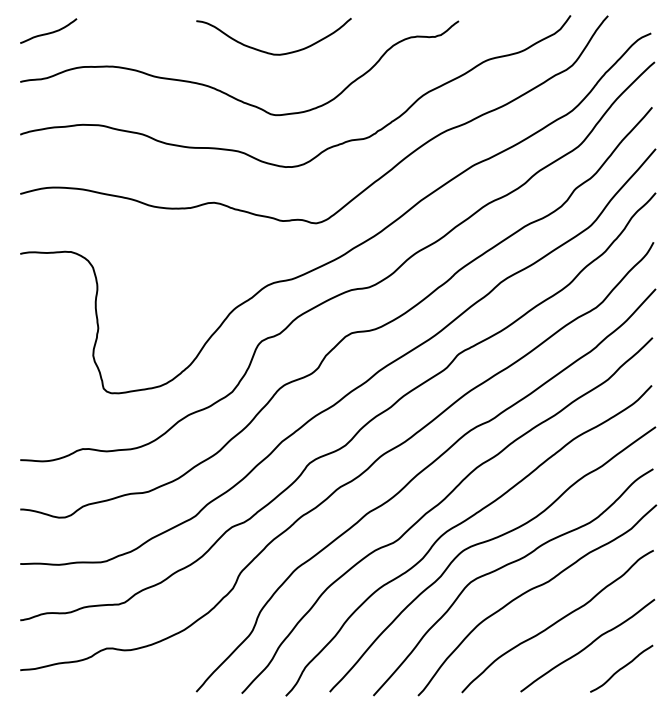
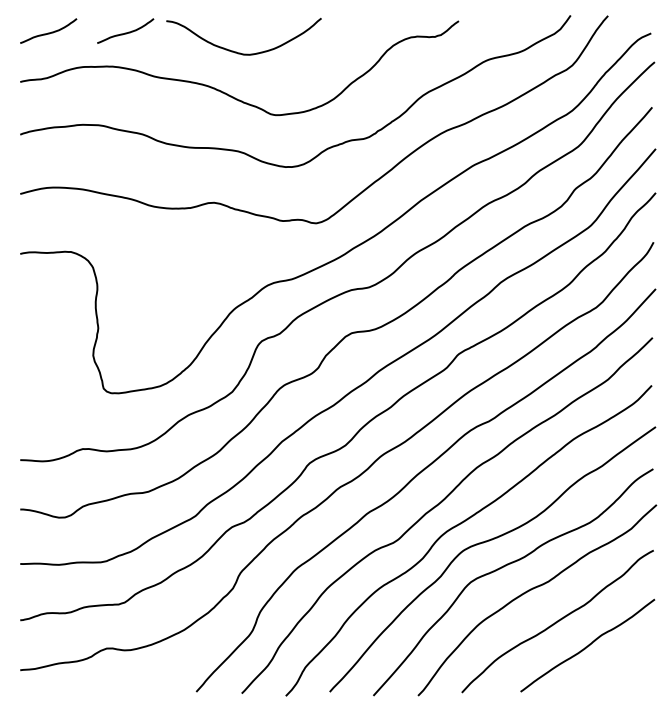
curve: none -> present (125, 32)
curve position: (270, 52) -> (240, 52) (240, 52)
curve: present -> none (621, 668)
